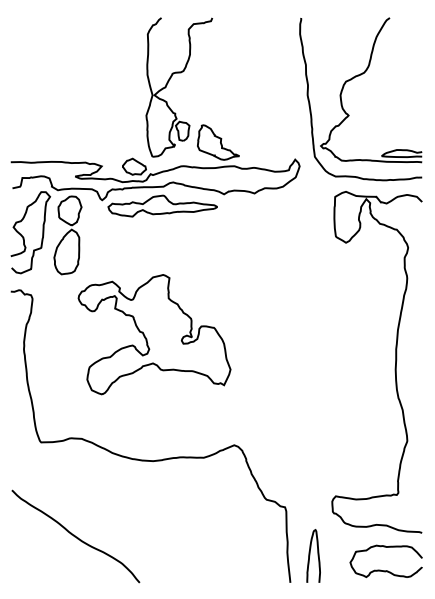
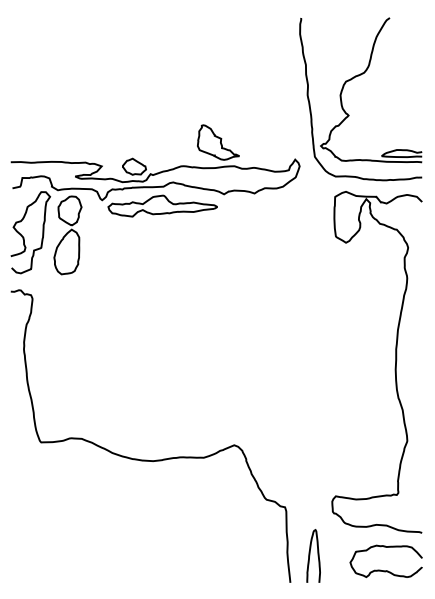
part: present -> none (169, 81)
part: present -> none (154, 334)
curve: present -> none (75, 536)
